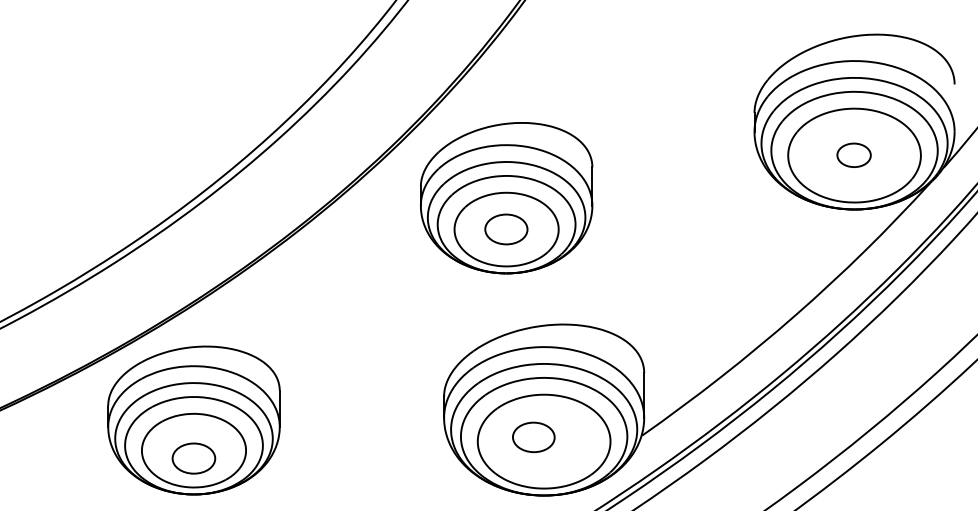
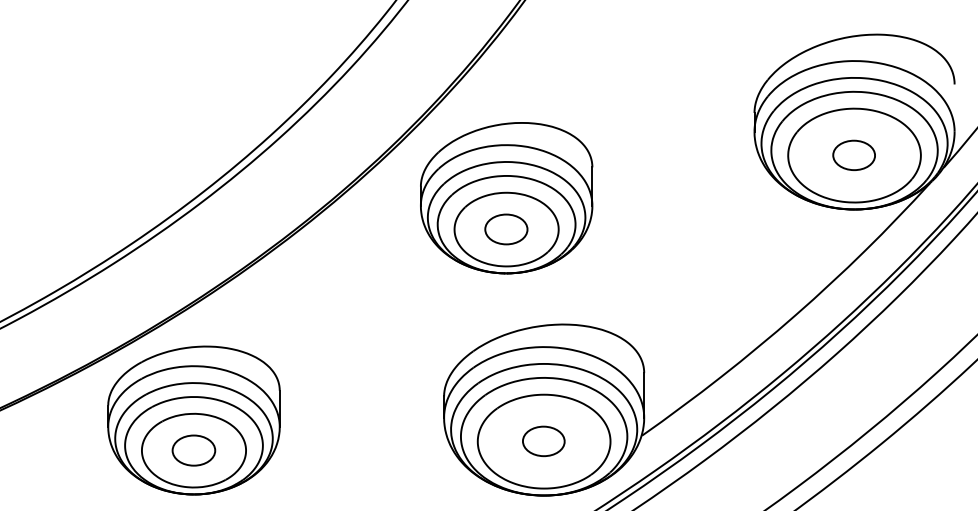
part size: 36x26 px -> 44x32 px (853, 154)
part position: (533, 437) -> (543, 441) (543, 441)
part position: (193, 458) -> (193, 450) (193, 450)
